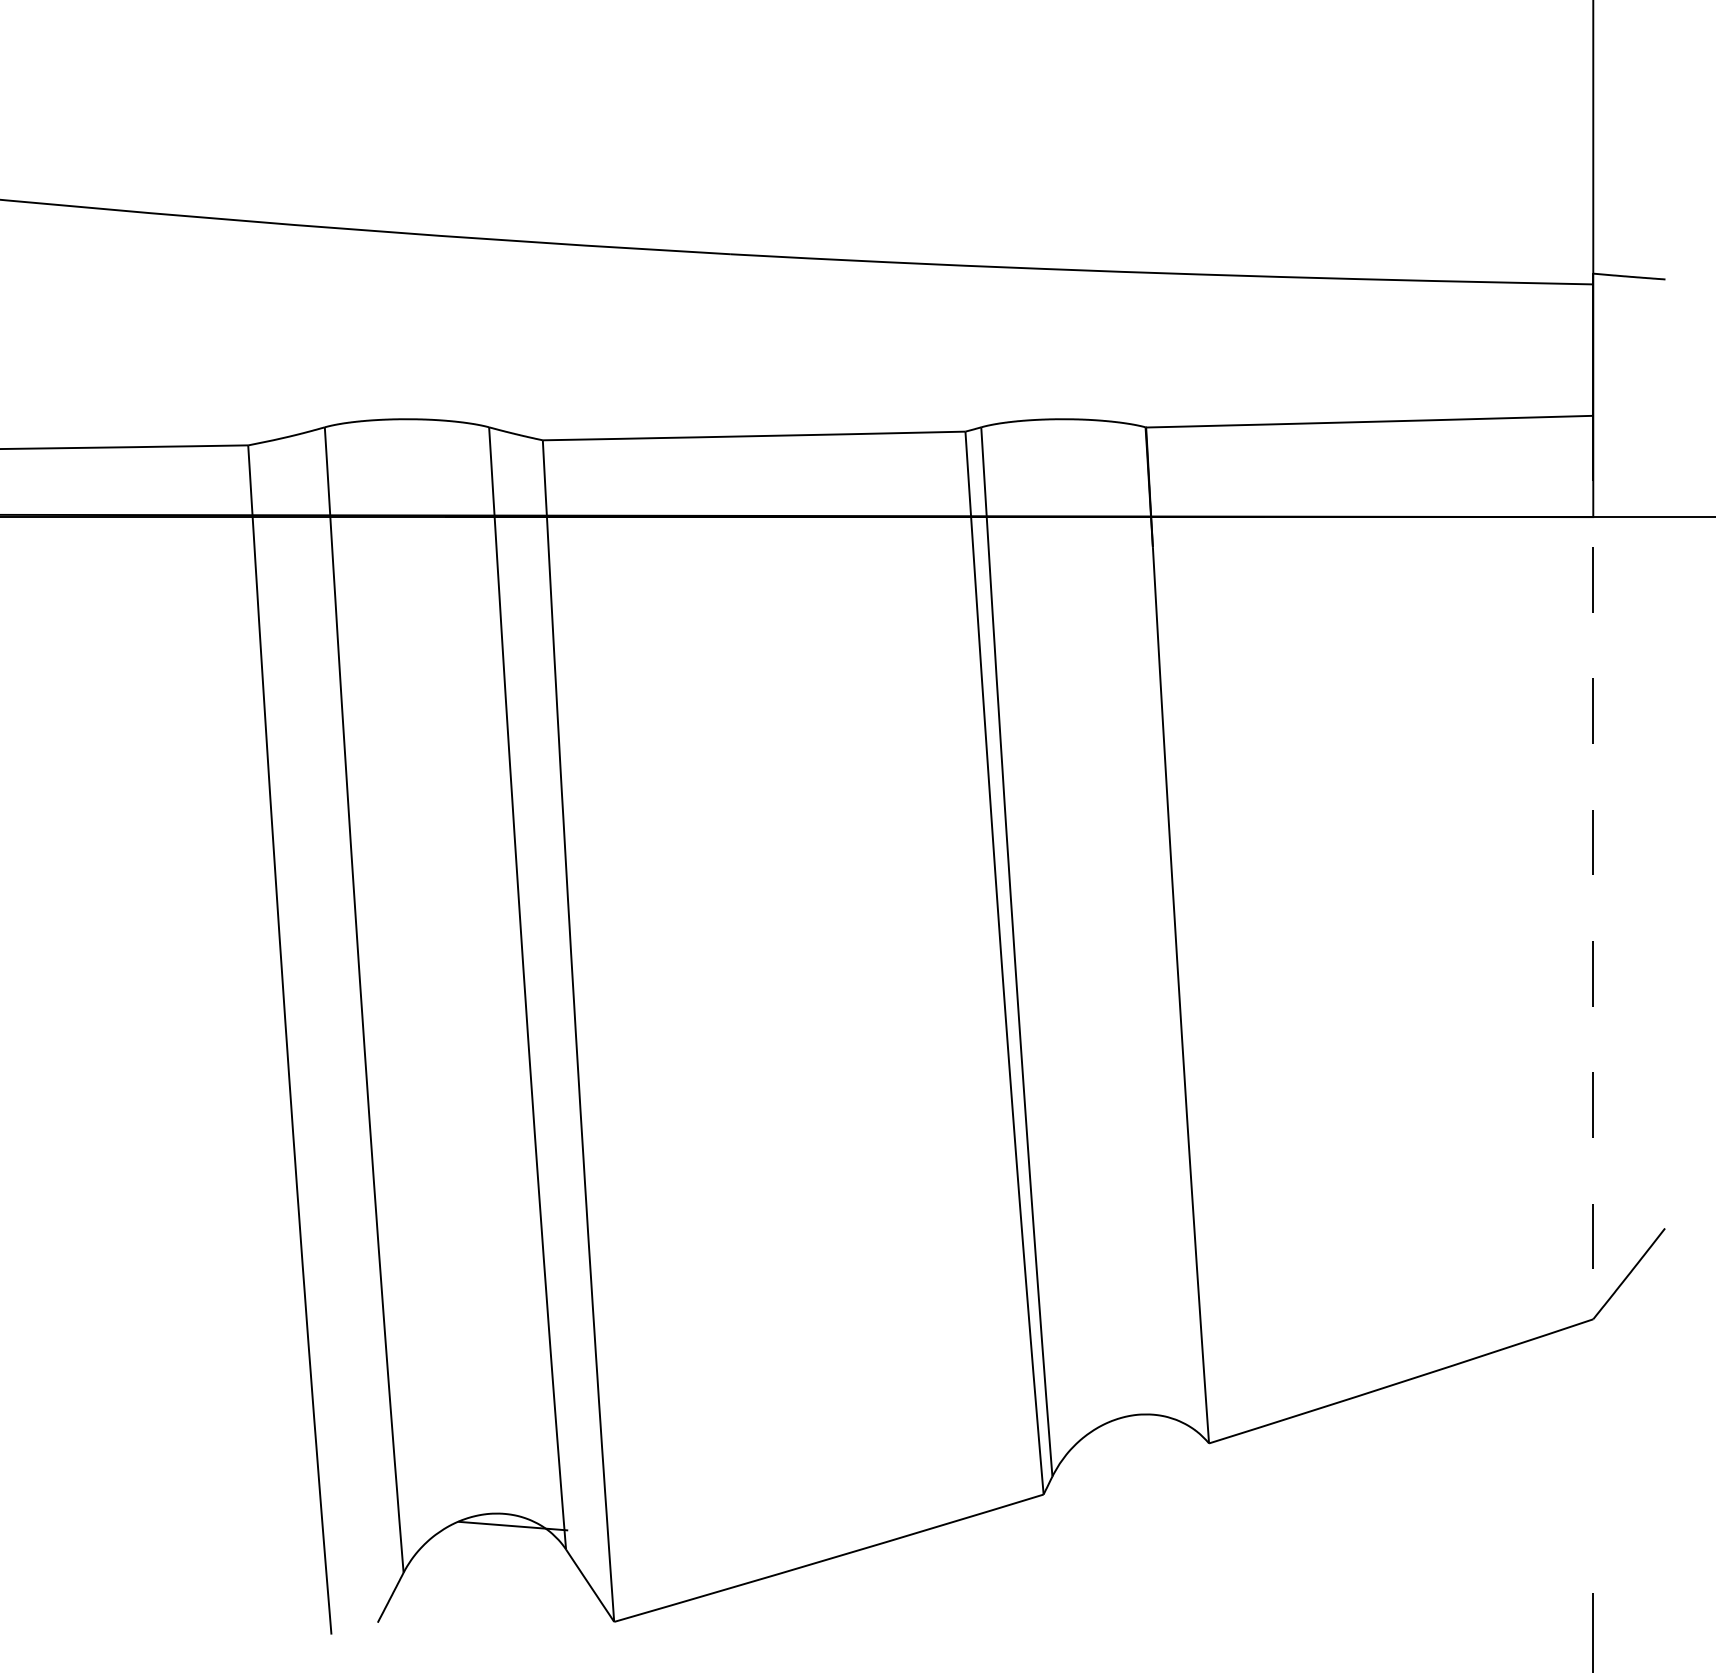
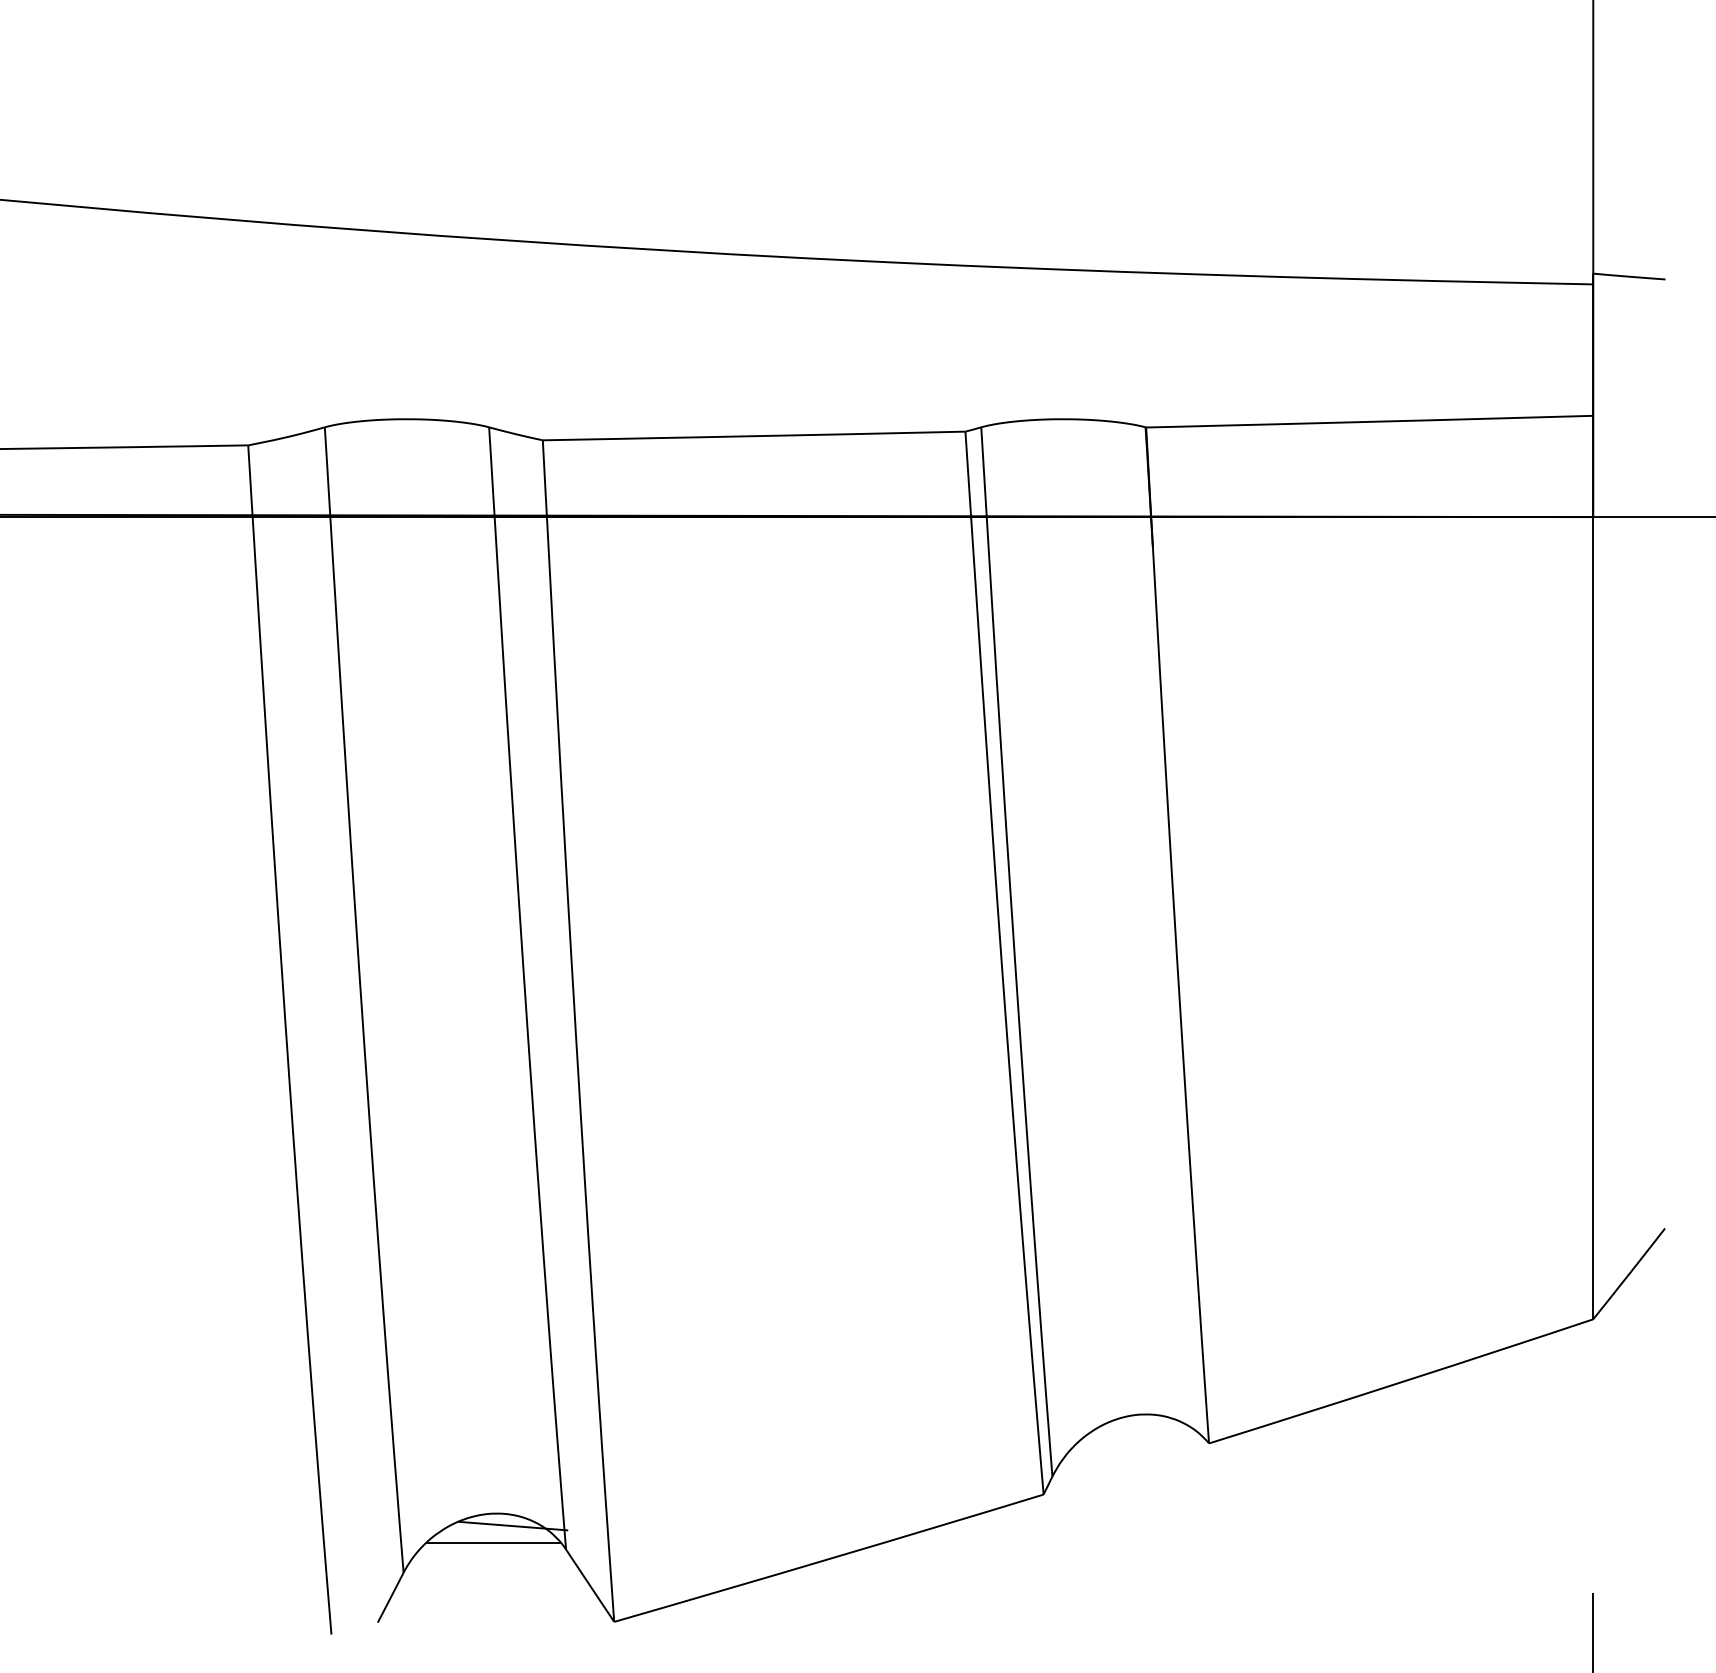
line: dashed -> solid (1593, 867)
line: none -> present (493, 1543)
